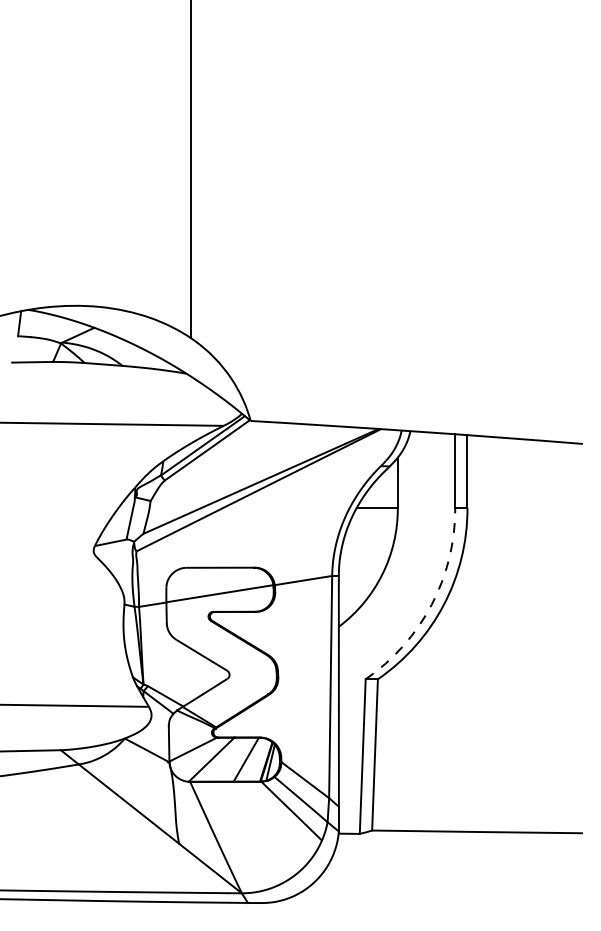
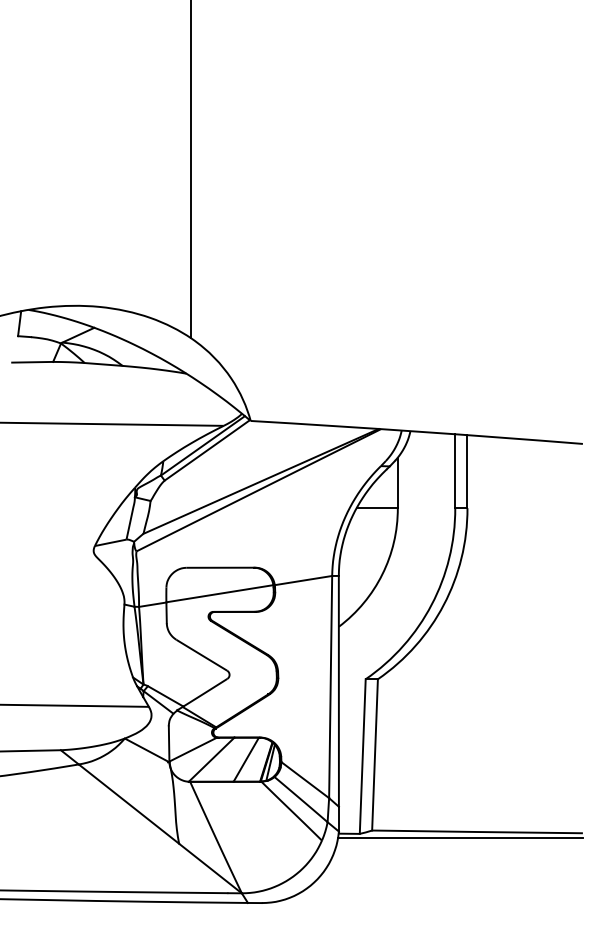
arc: dashed -> solid (431, 604)
line: none -> present (460, 837)
